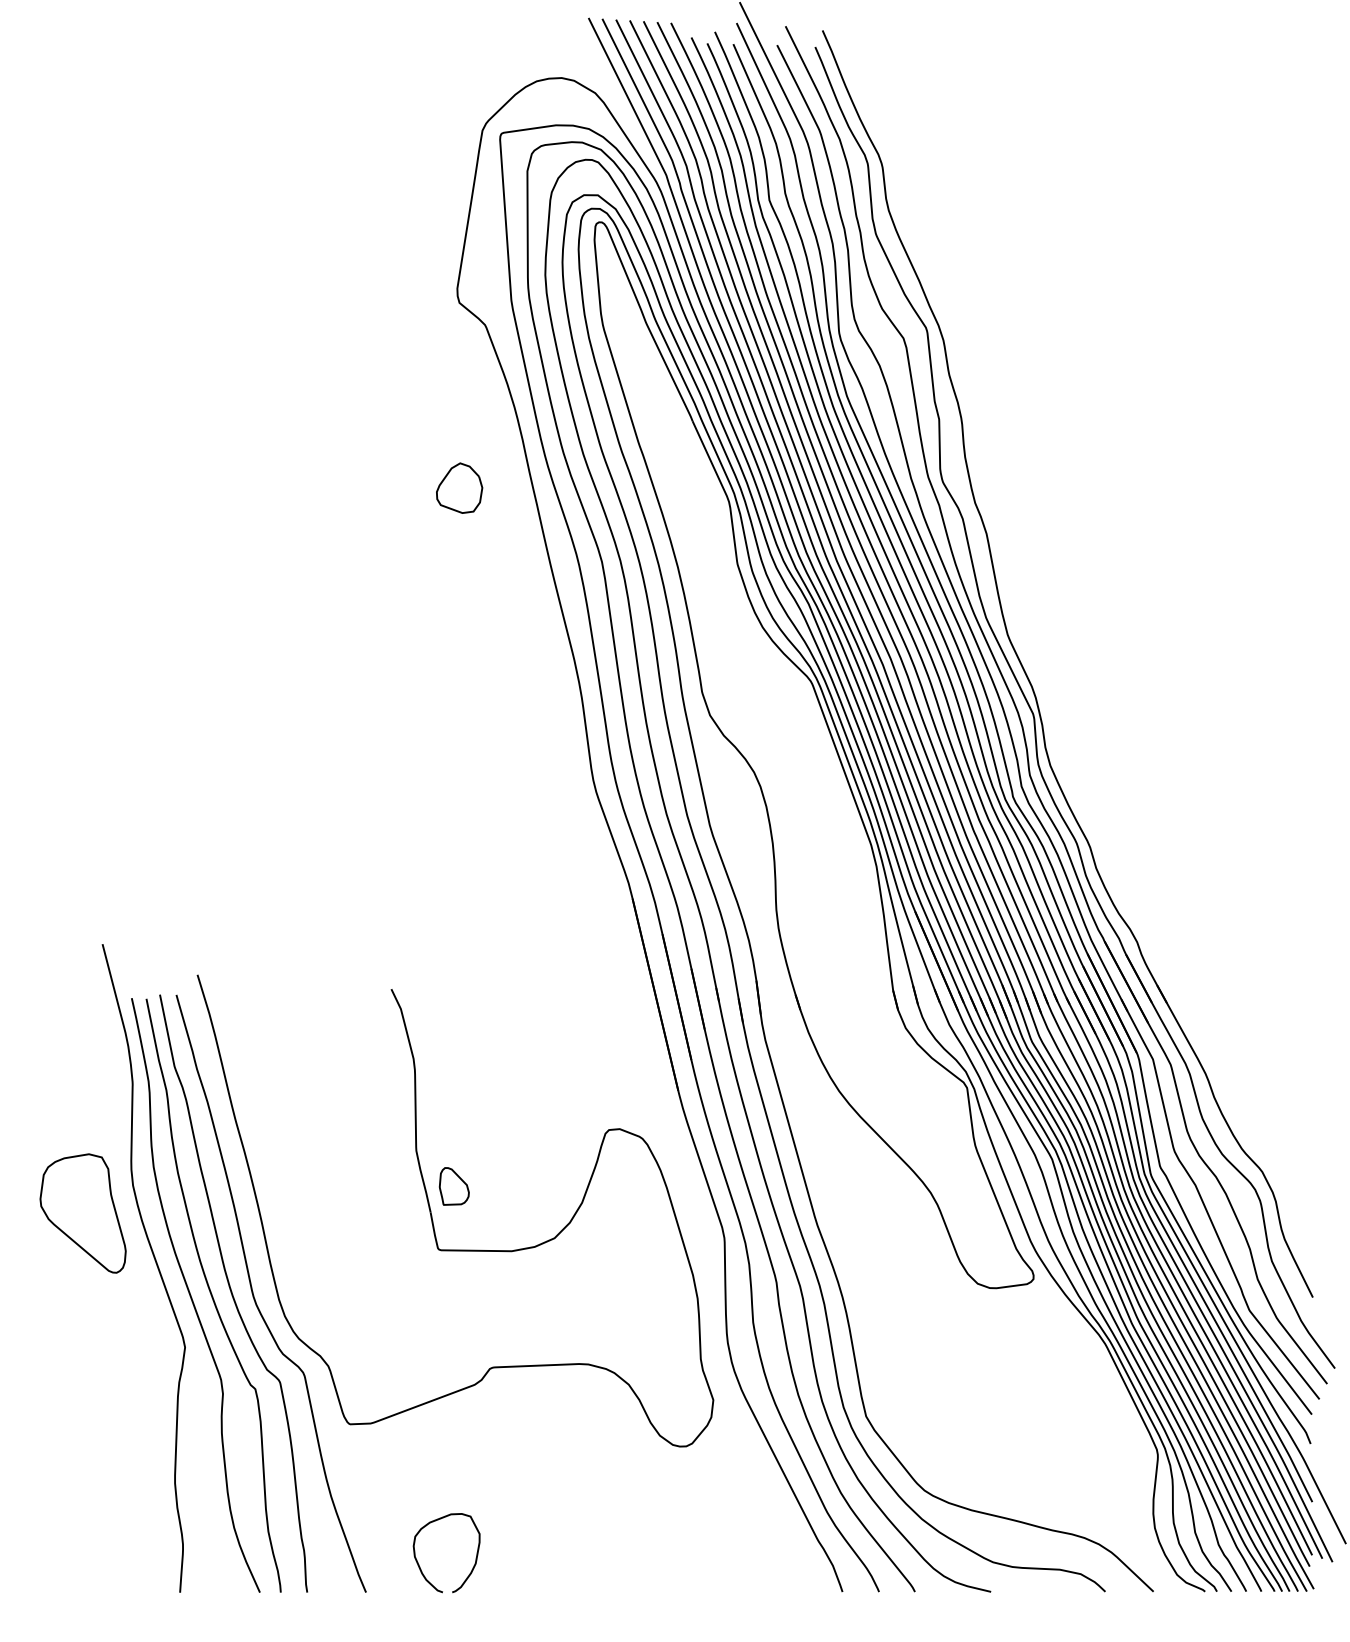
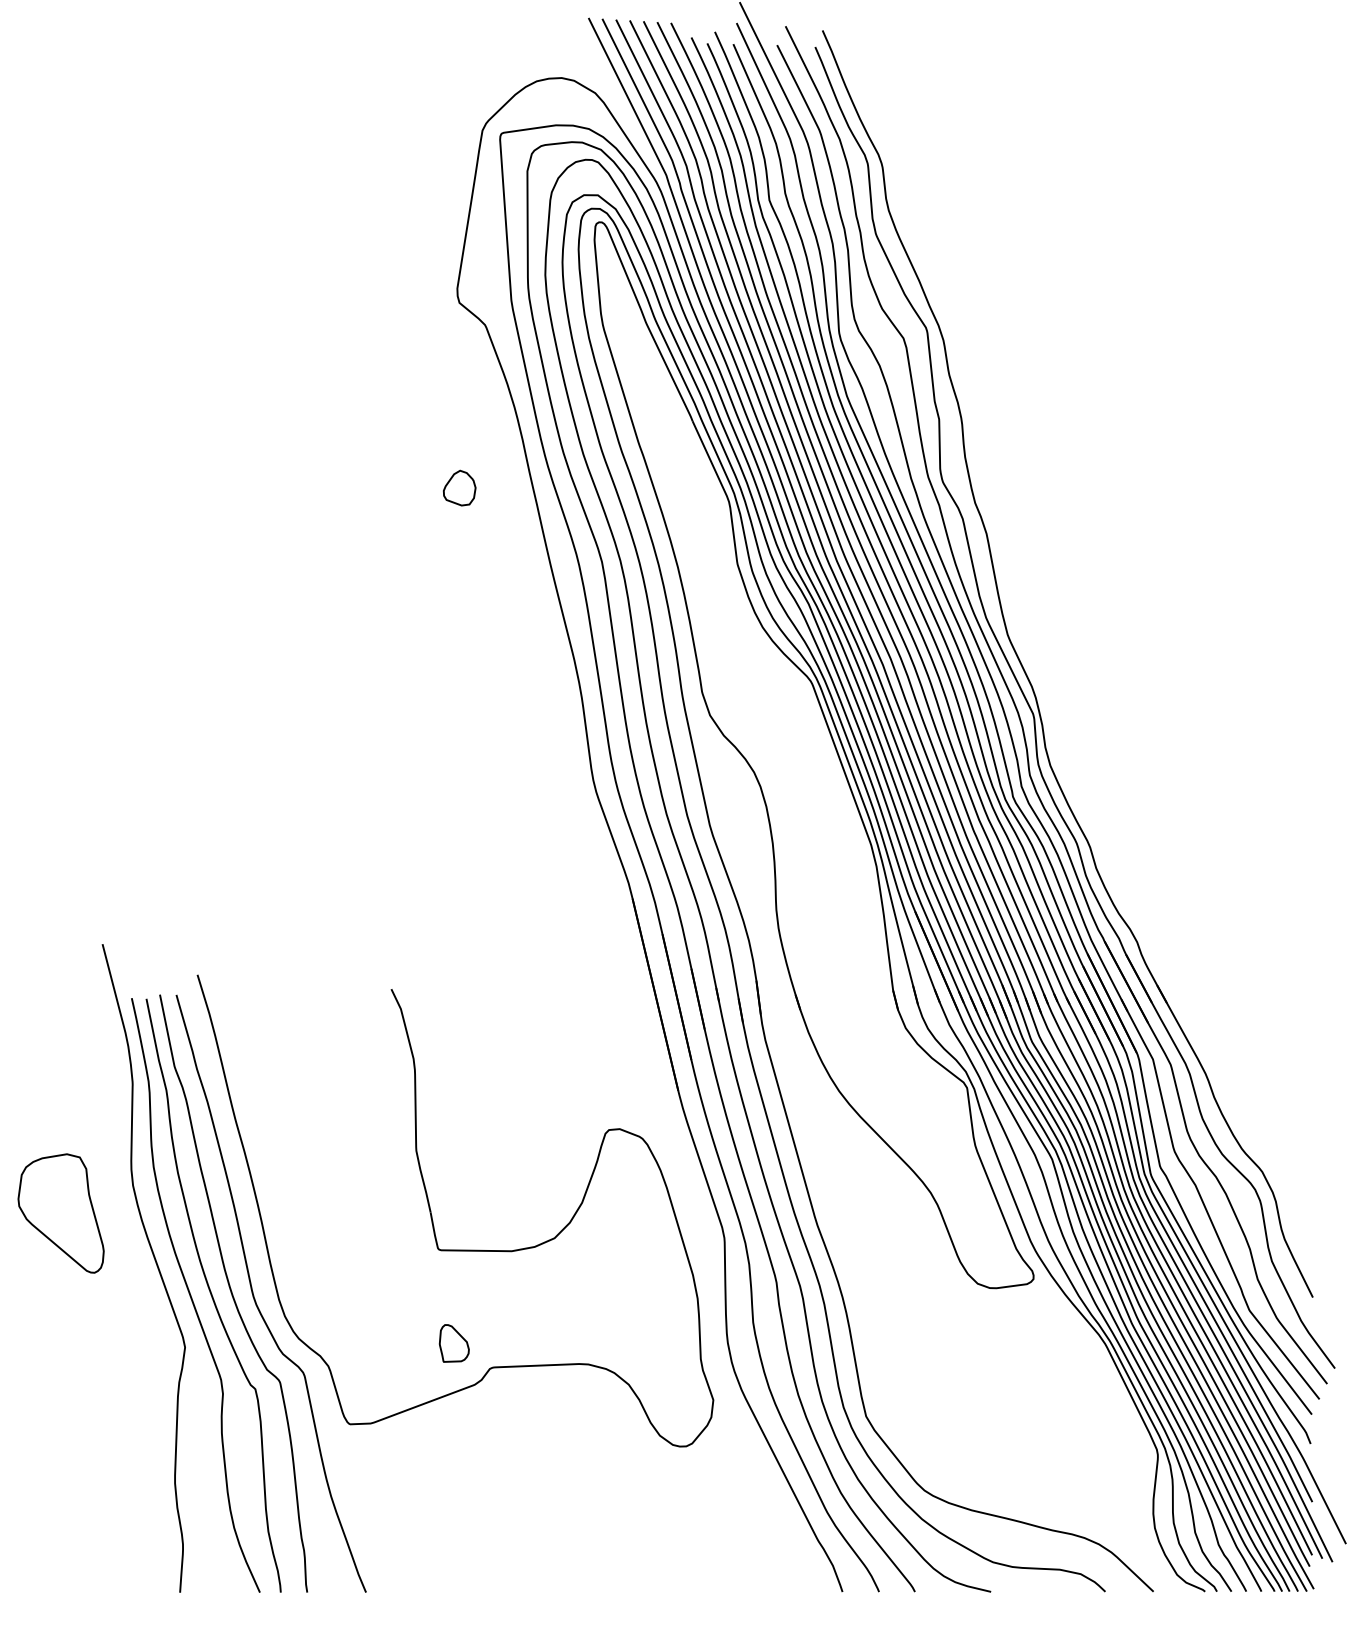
part size: 48x52 px -> 34x38 px (459, 487)
part position: (453, 1186) -> (453, 1343) (453, 1343)
part position: (82, 1213) -> (60, 1213) (60, 1213)
curve: present -> none (420, 1566)
